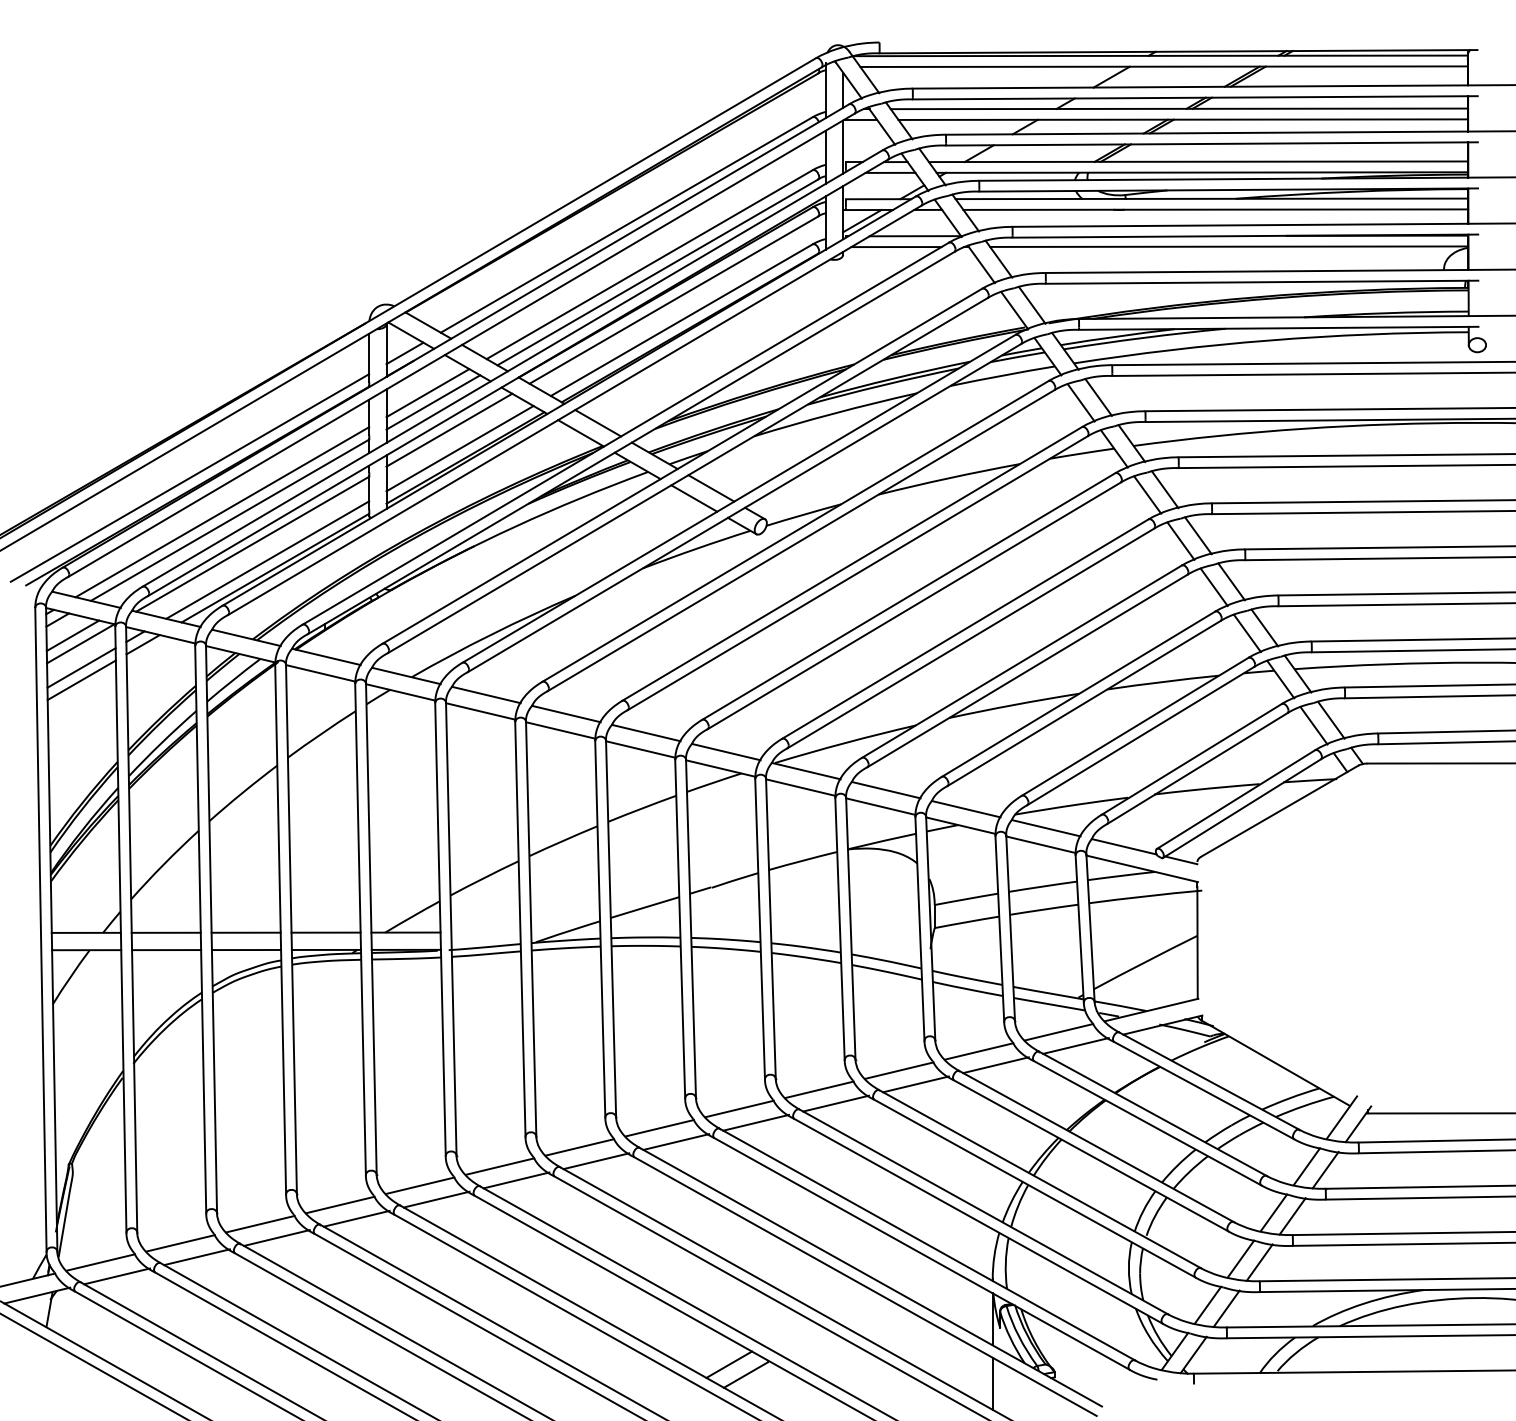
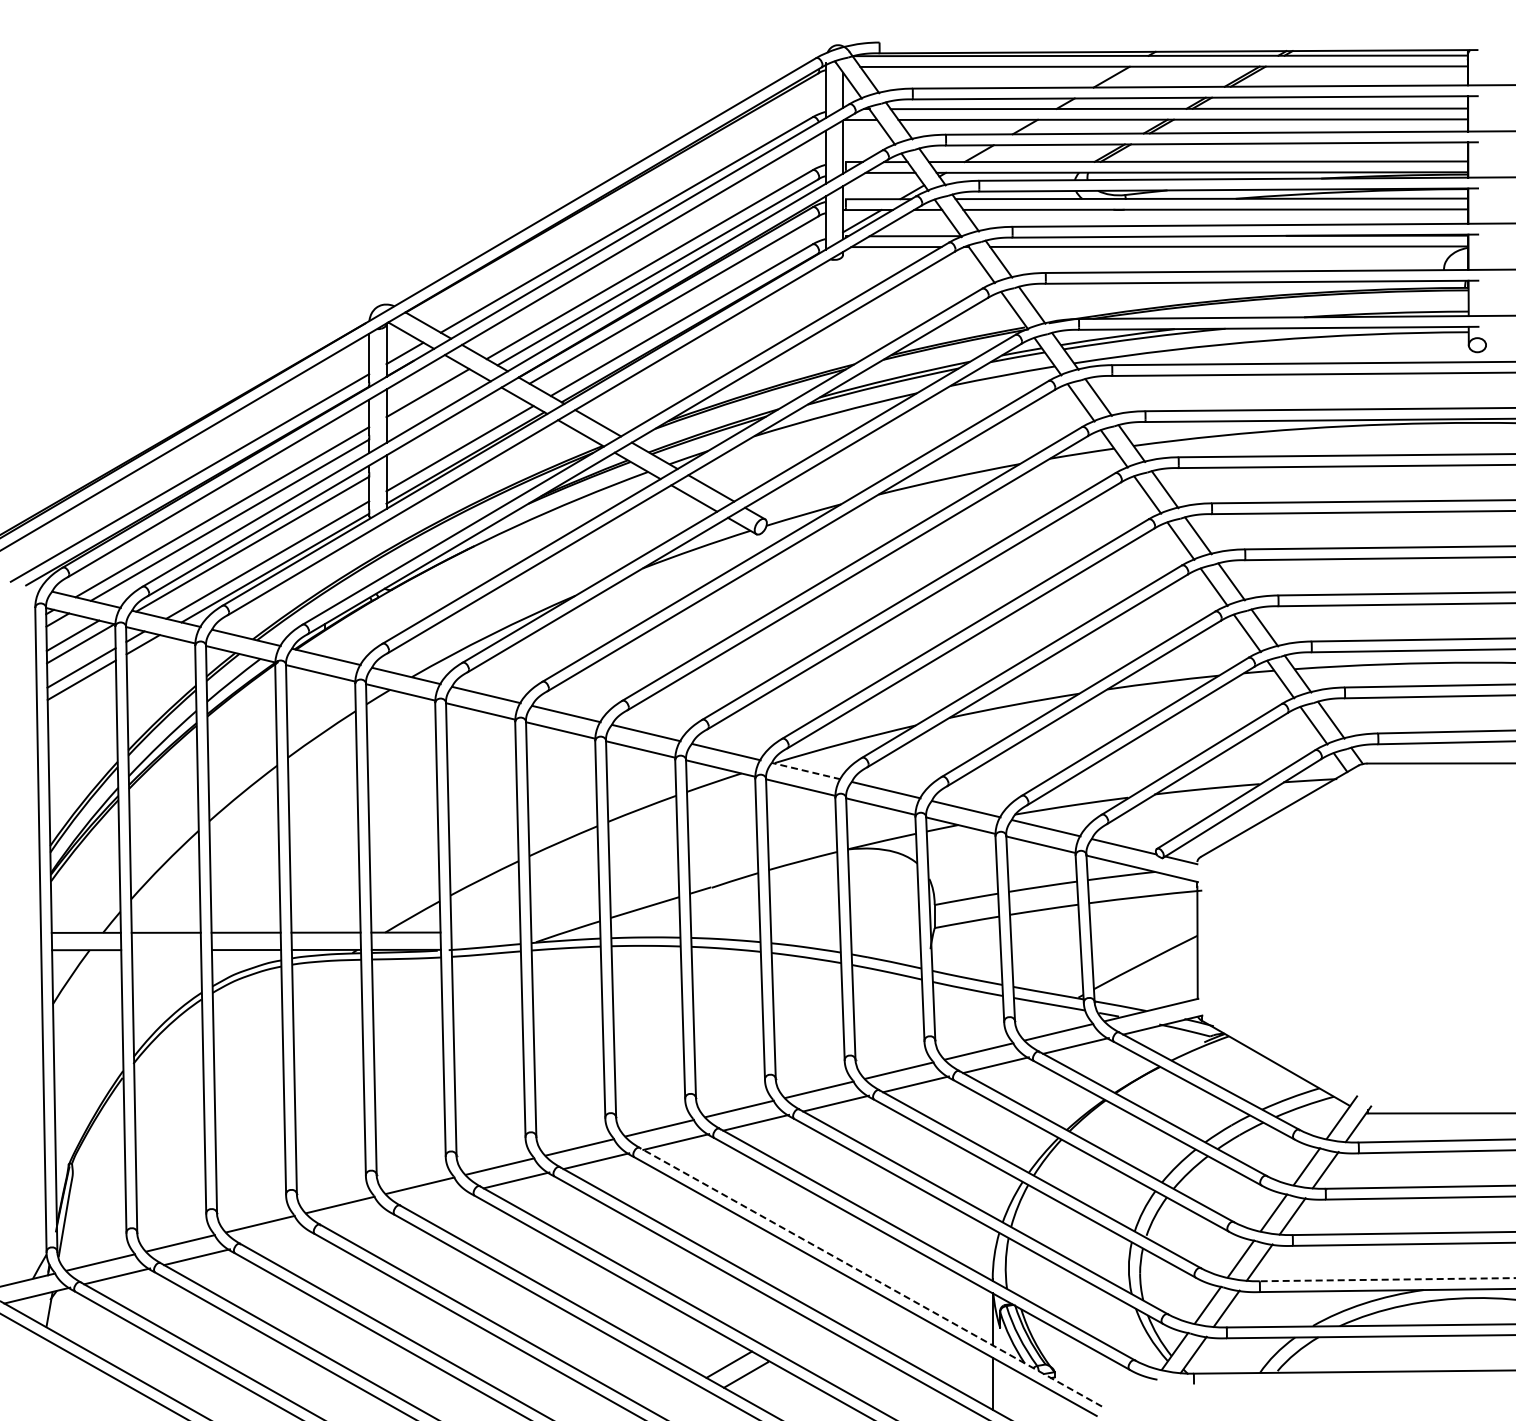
line: present -> none (433, 402)
line: present -> none (449, 429)
line: solid -> dashed (805, 771)
line: present -> none (166, 950)
line: present -> none (436, 1199)
line: present -> none (356, 1218)
line: present -> none (276, 1237)
line: solid -> dashed (870, 1277)
line: solid -> dashed (1387, 1279)
